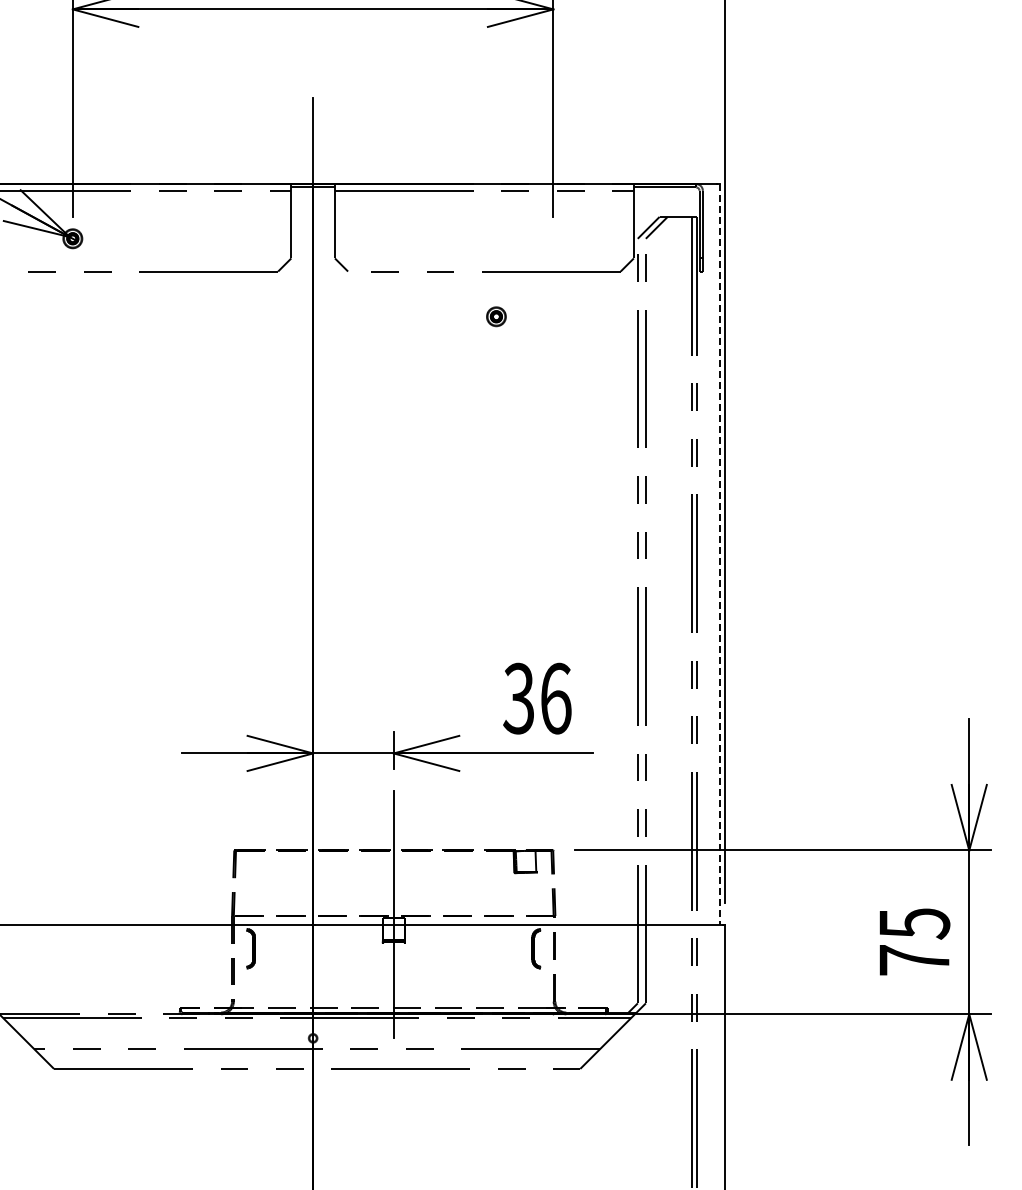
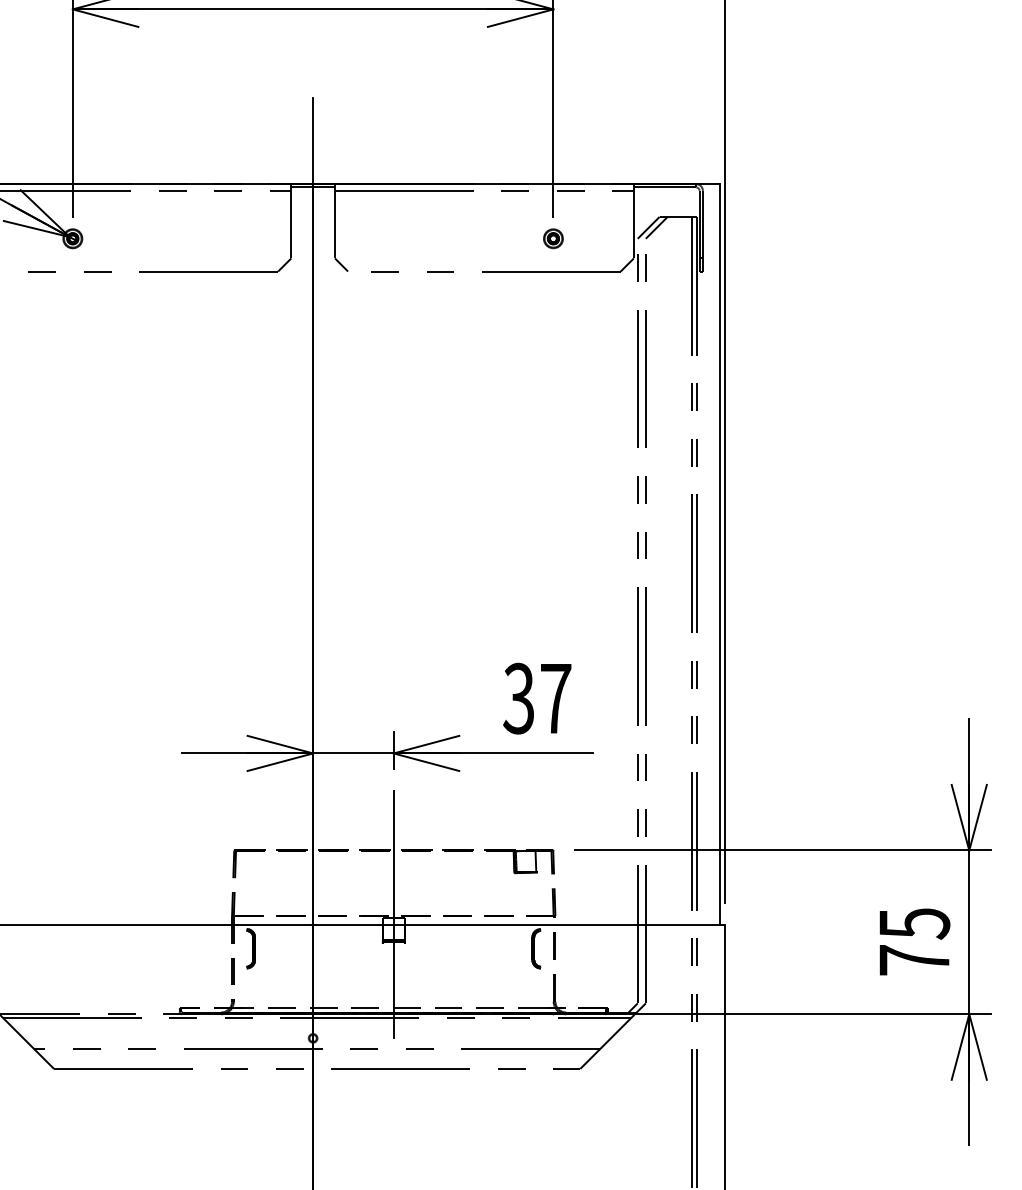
part position: (496, 316) -> (553, 238) (553, 238)
line: dashed -> solid (719, 554)
text: 36 -> 37 (556, 698)
